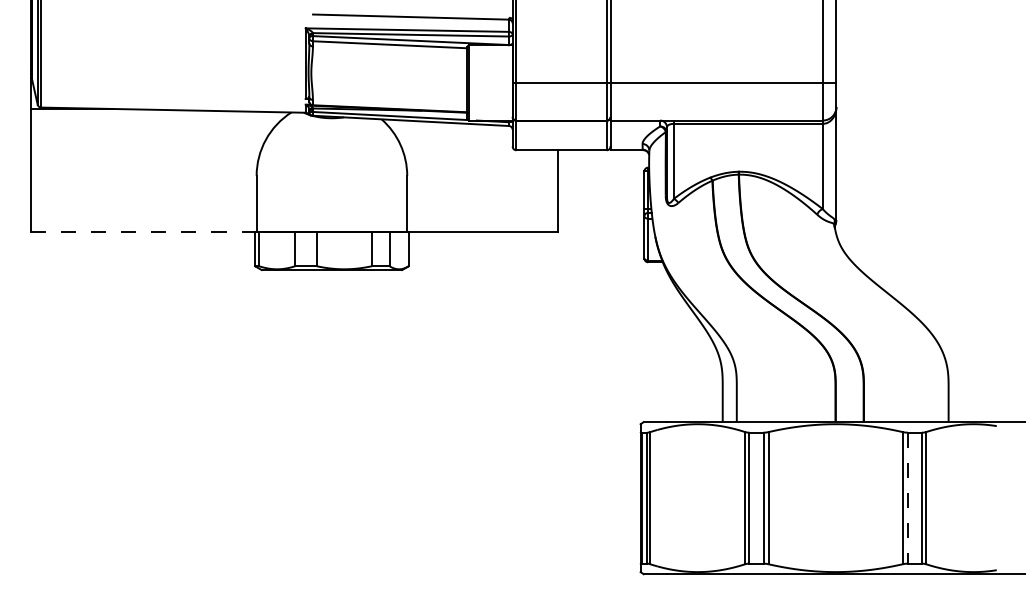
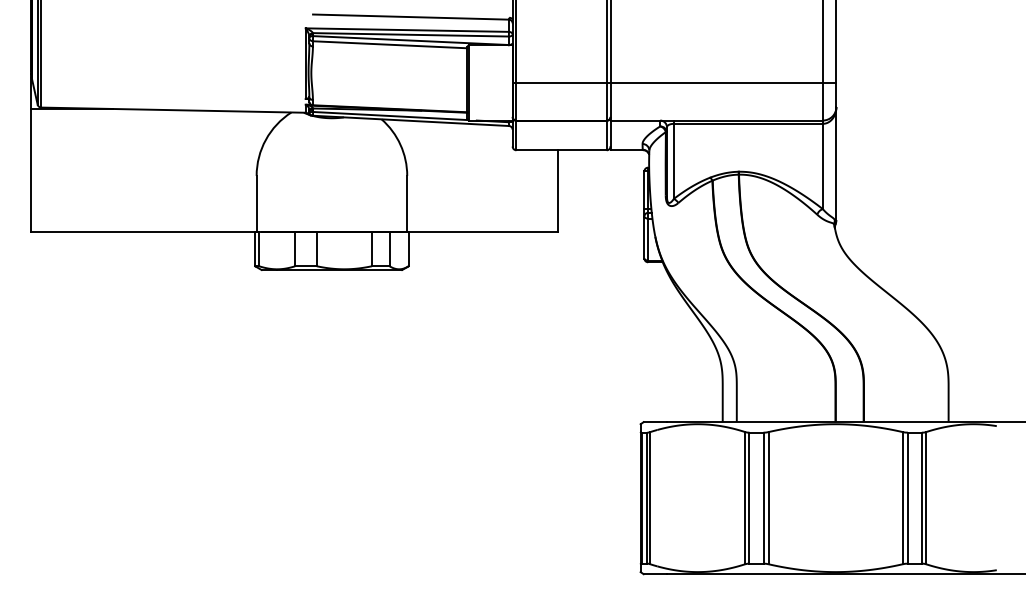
line: dashed -> solid (143, 232)
line: dashed -> solid (907, 498)
